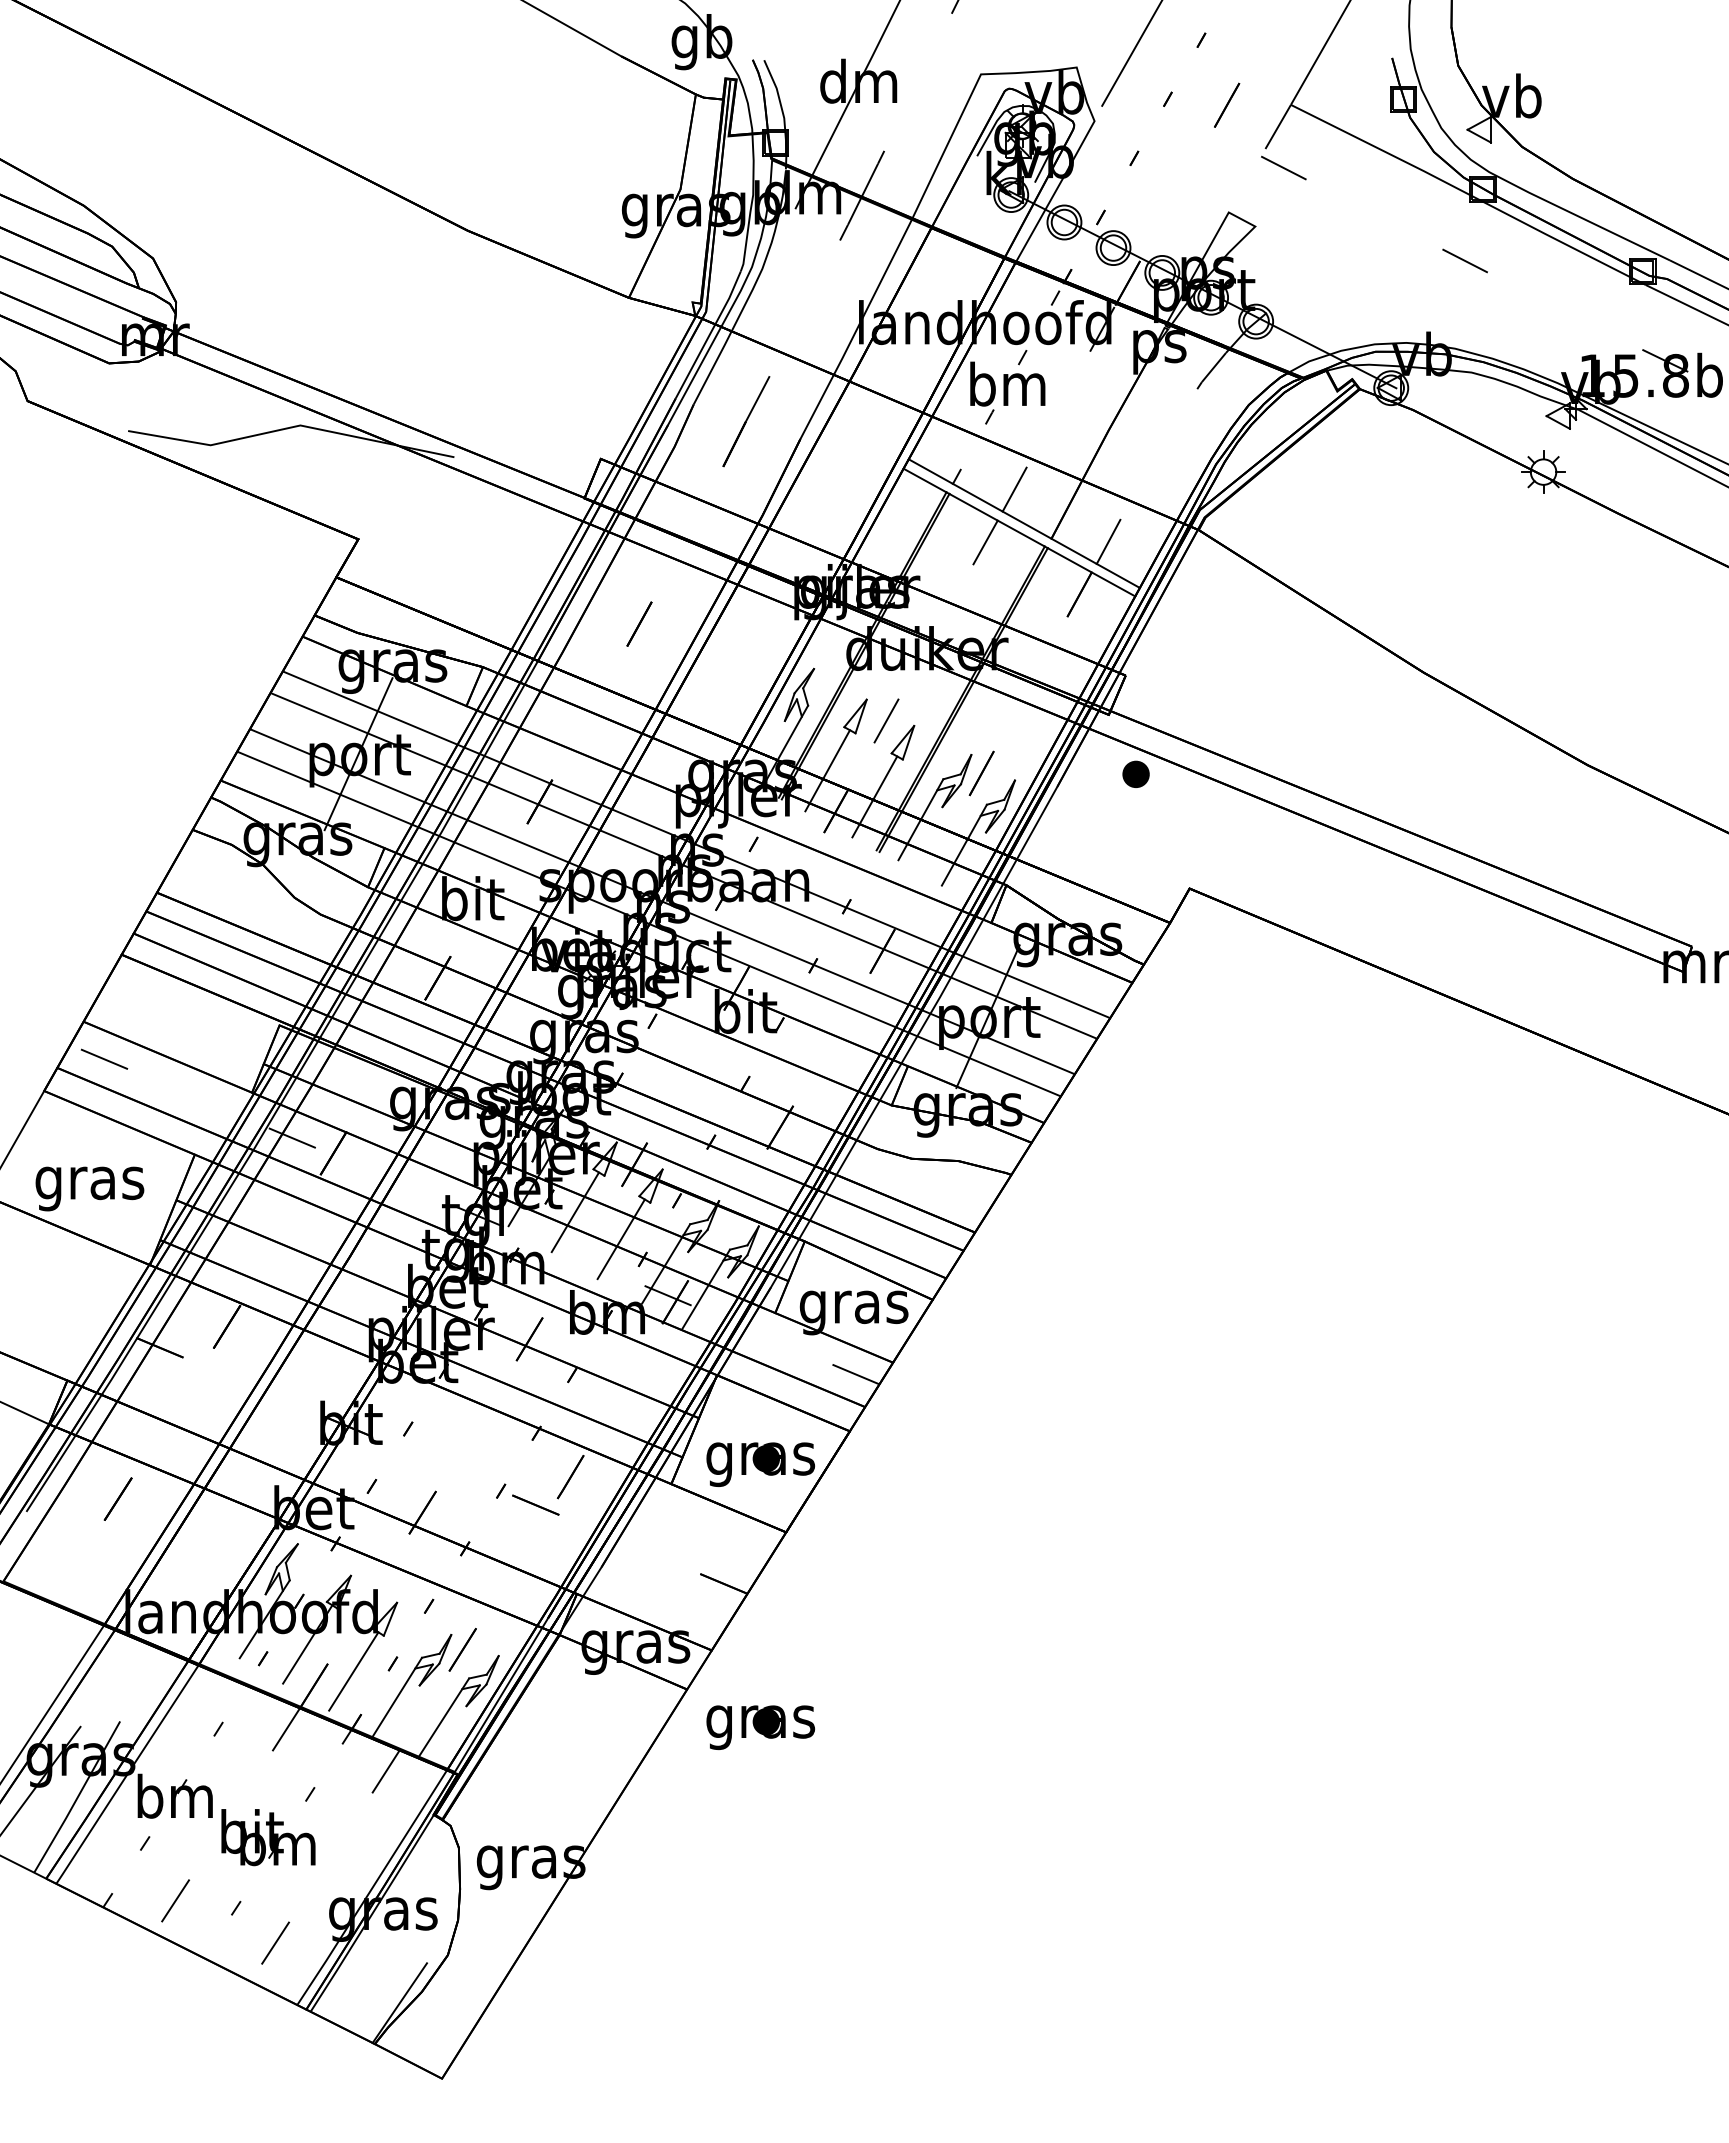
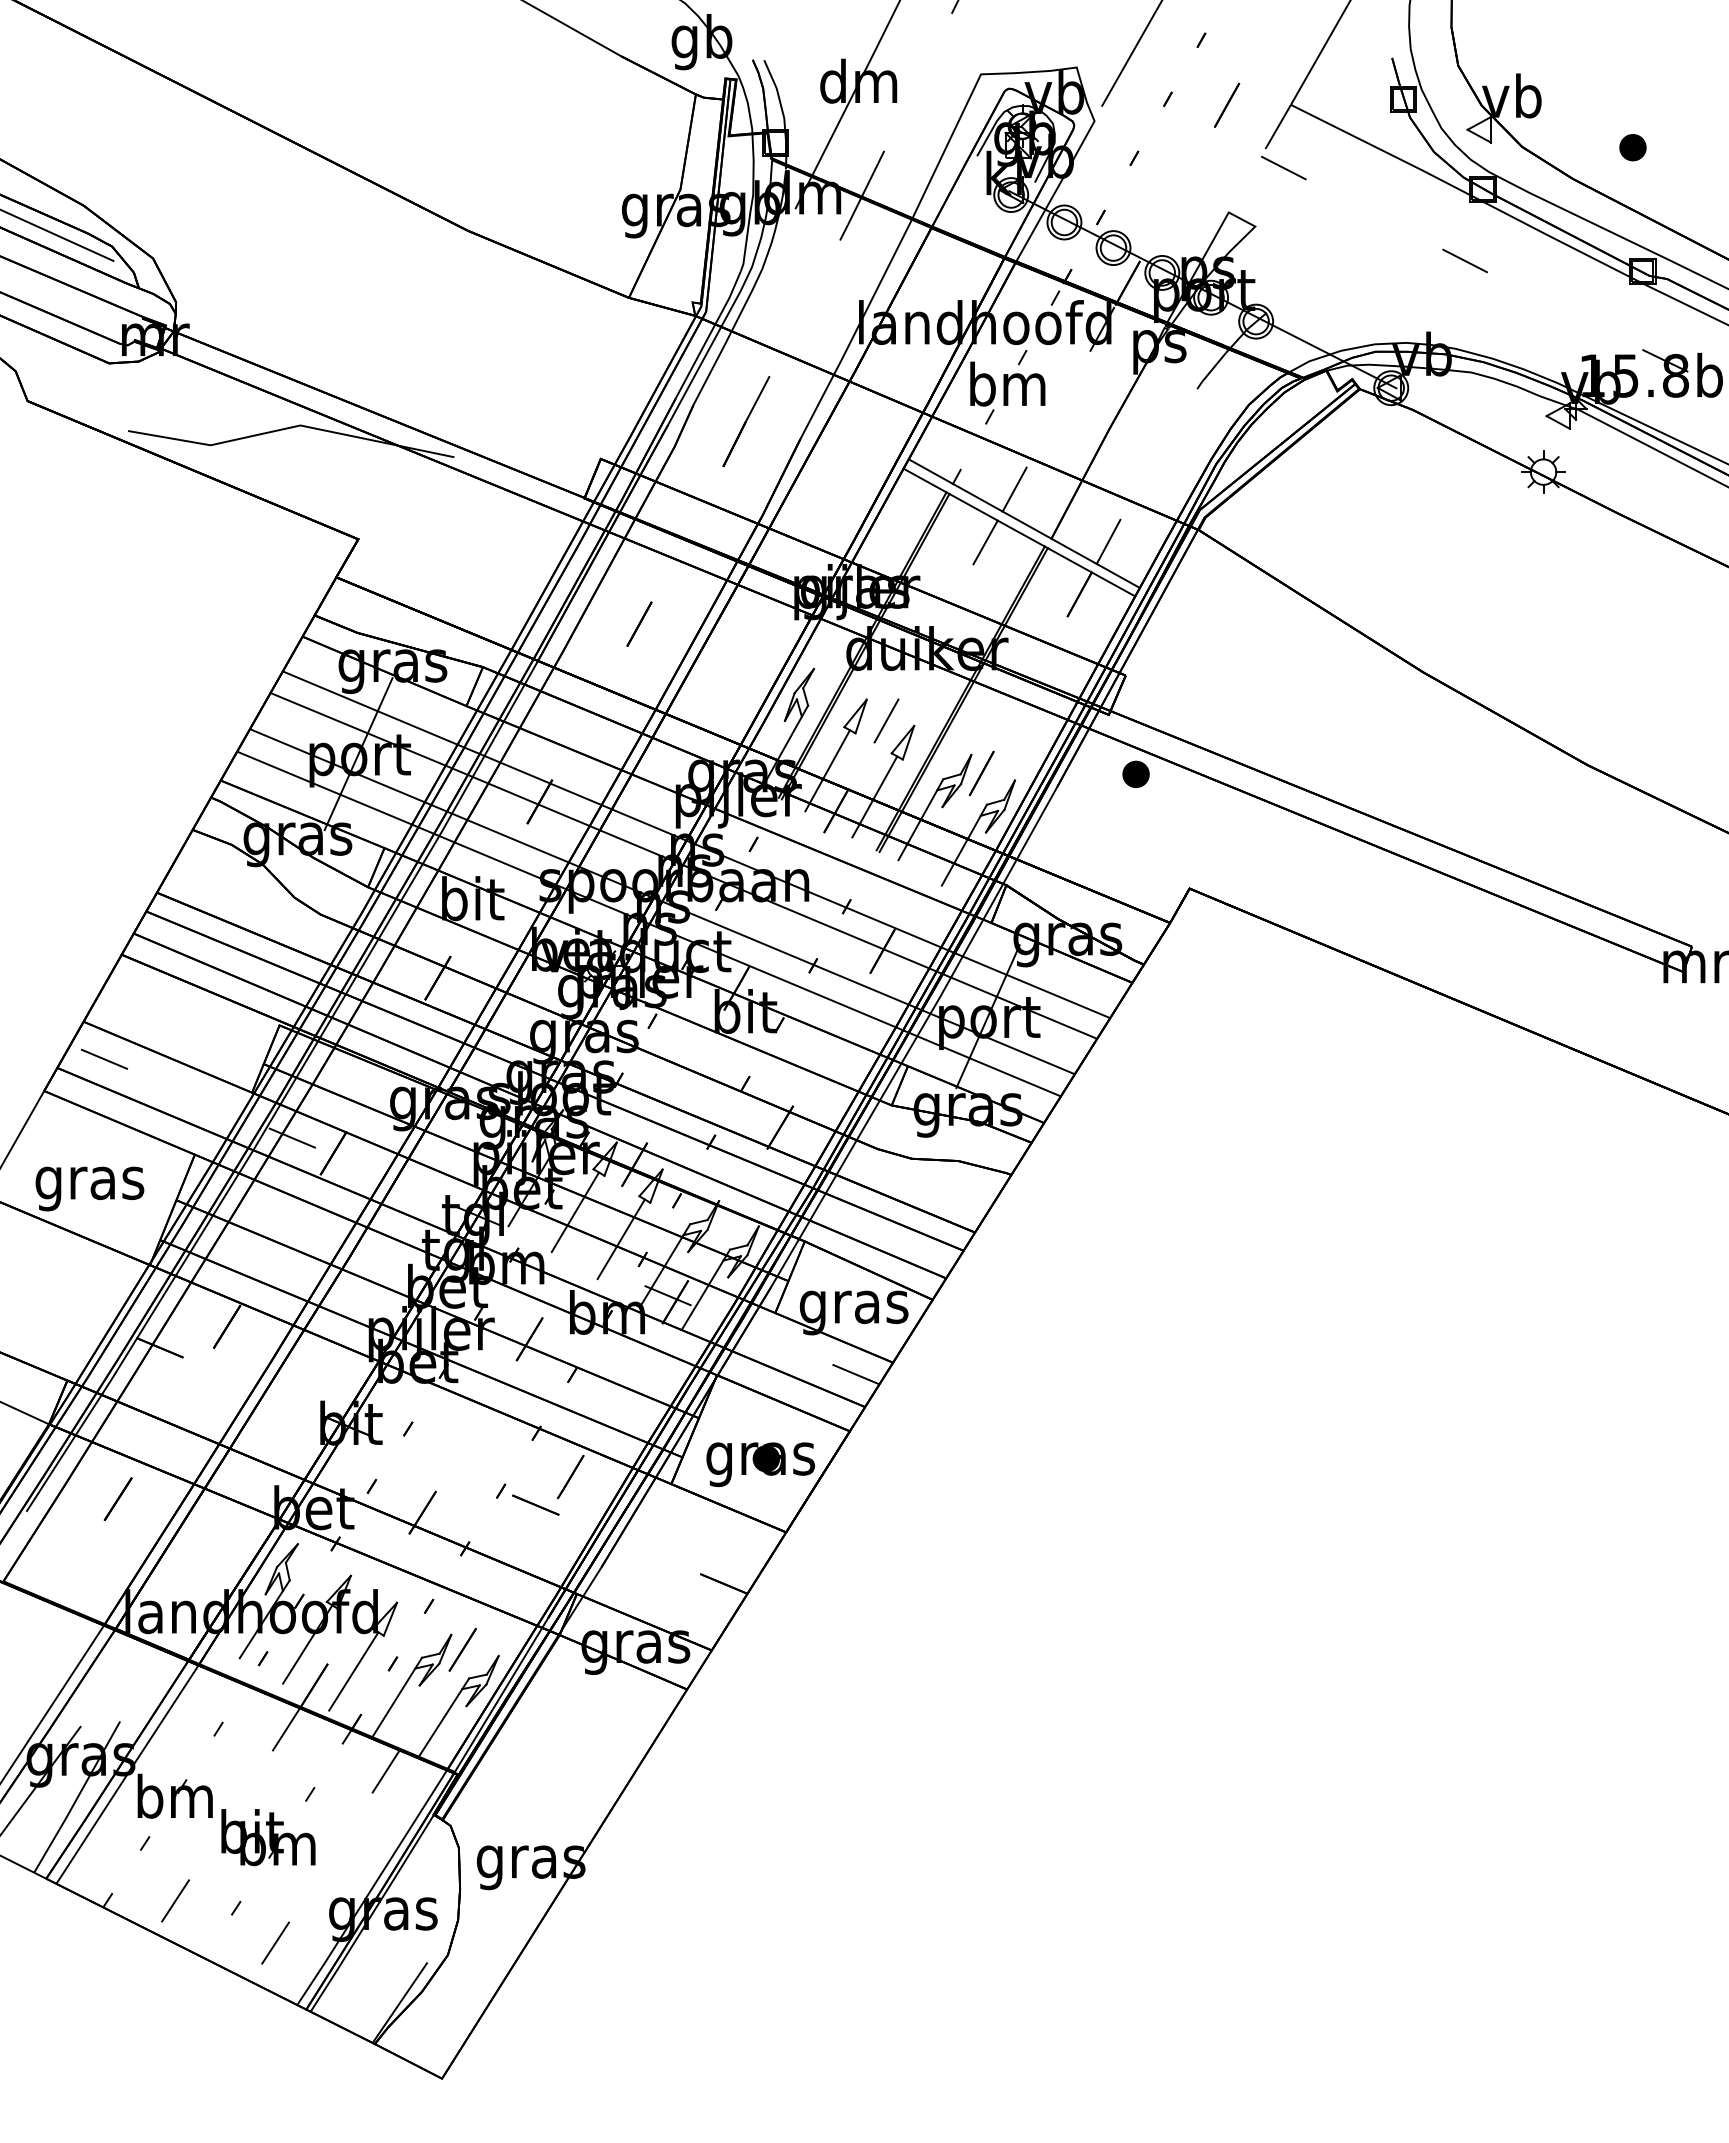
part: none -> present (1632, 147)
line: none -> present (57, 235)
part: present -> none (760, 1727)
